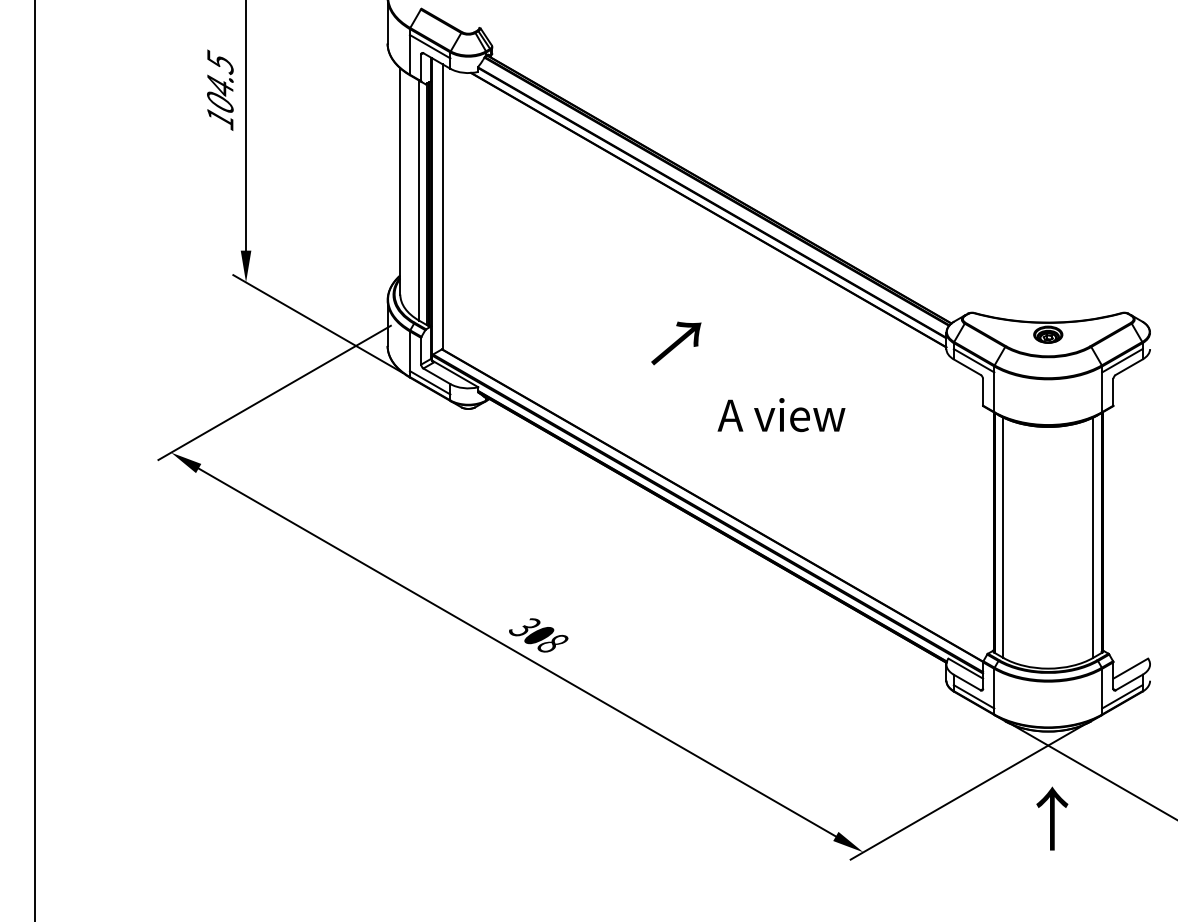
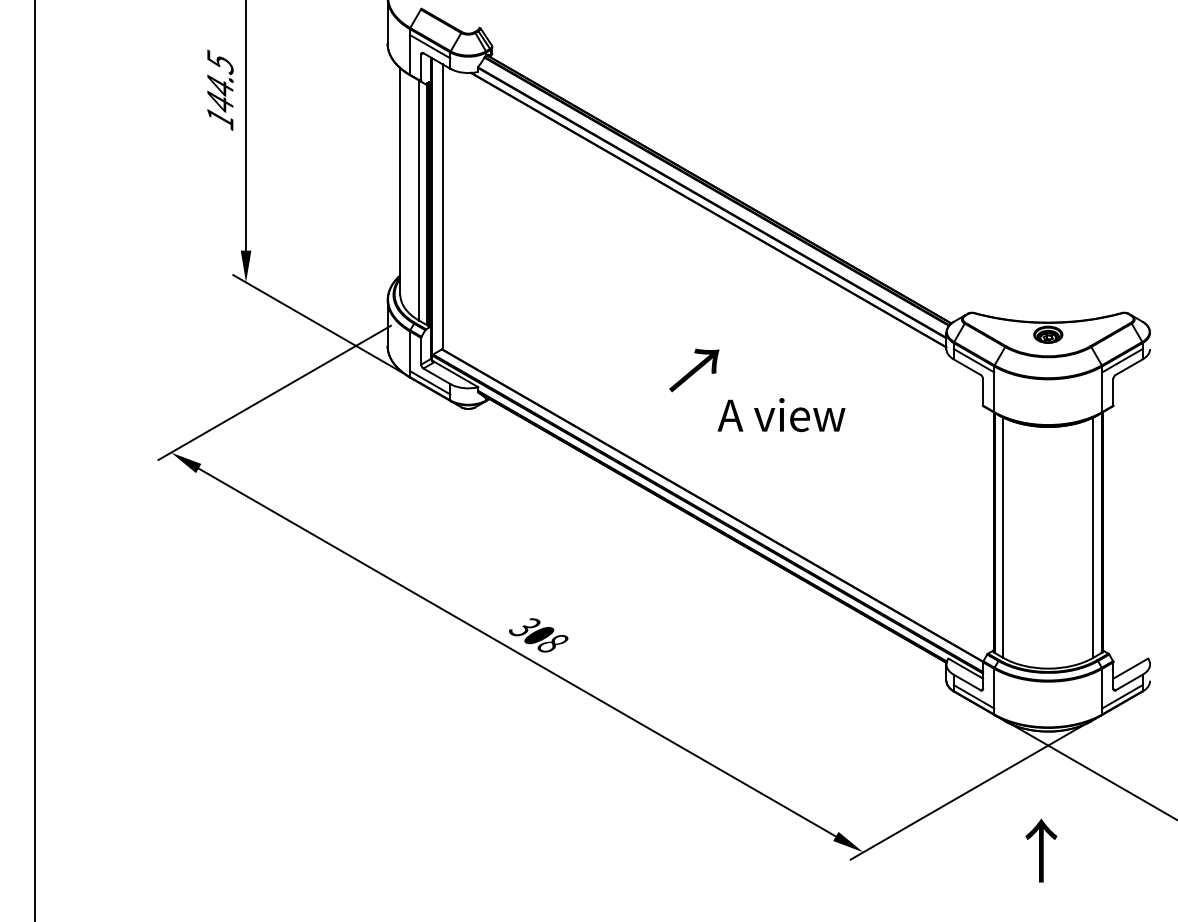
text: 104.5 -> 144.5 (220, 101)
text position: (676, 343) -> (694, 370) (694, 370)
text position: (1052, 818) -> (1041, 850) (1041, 850)
